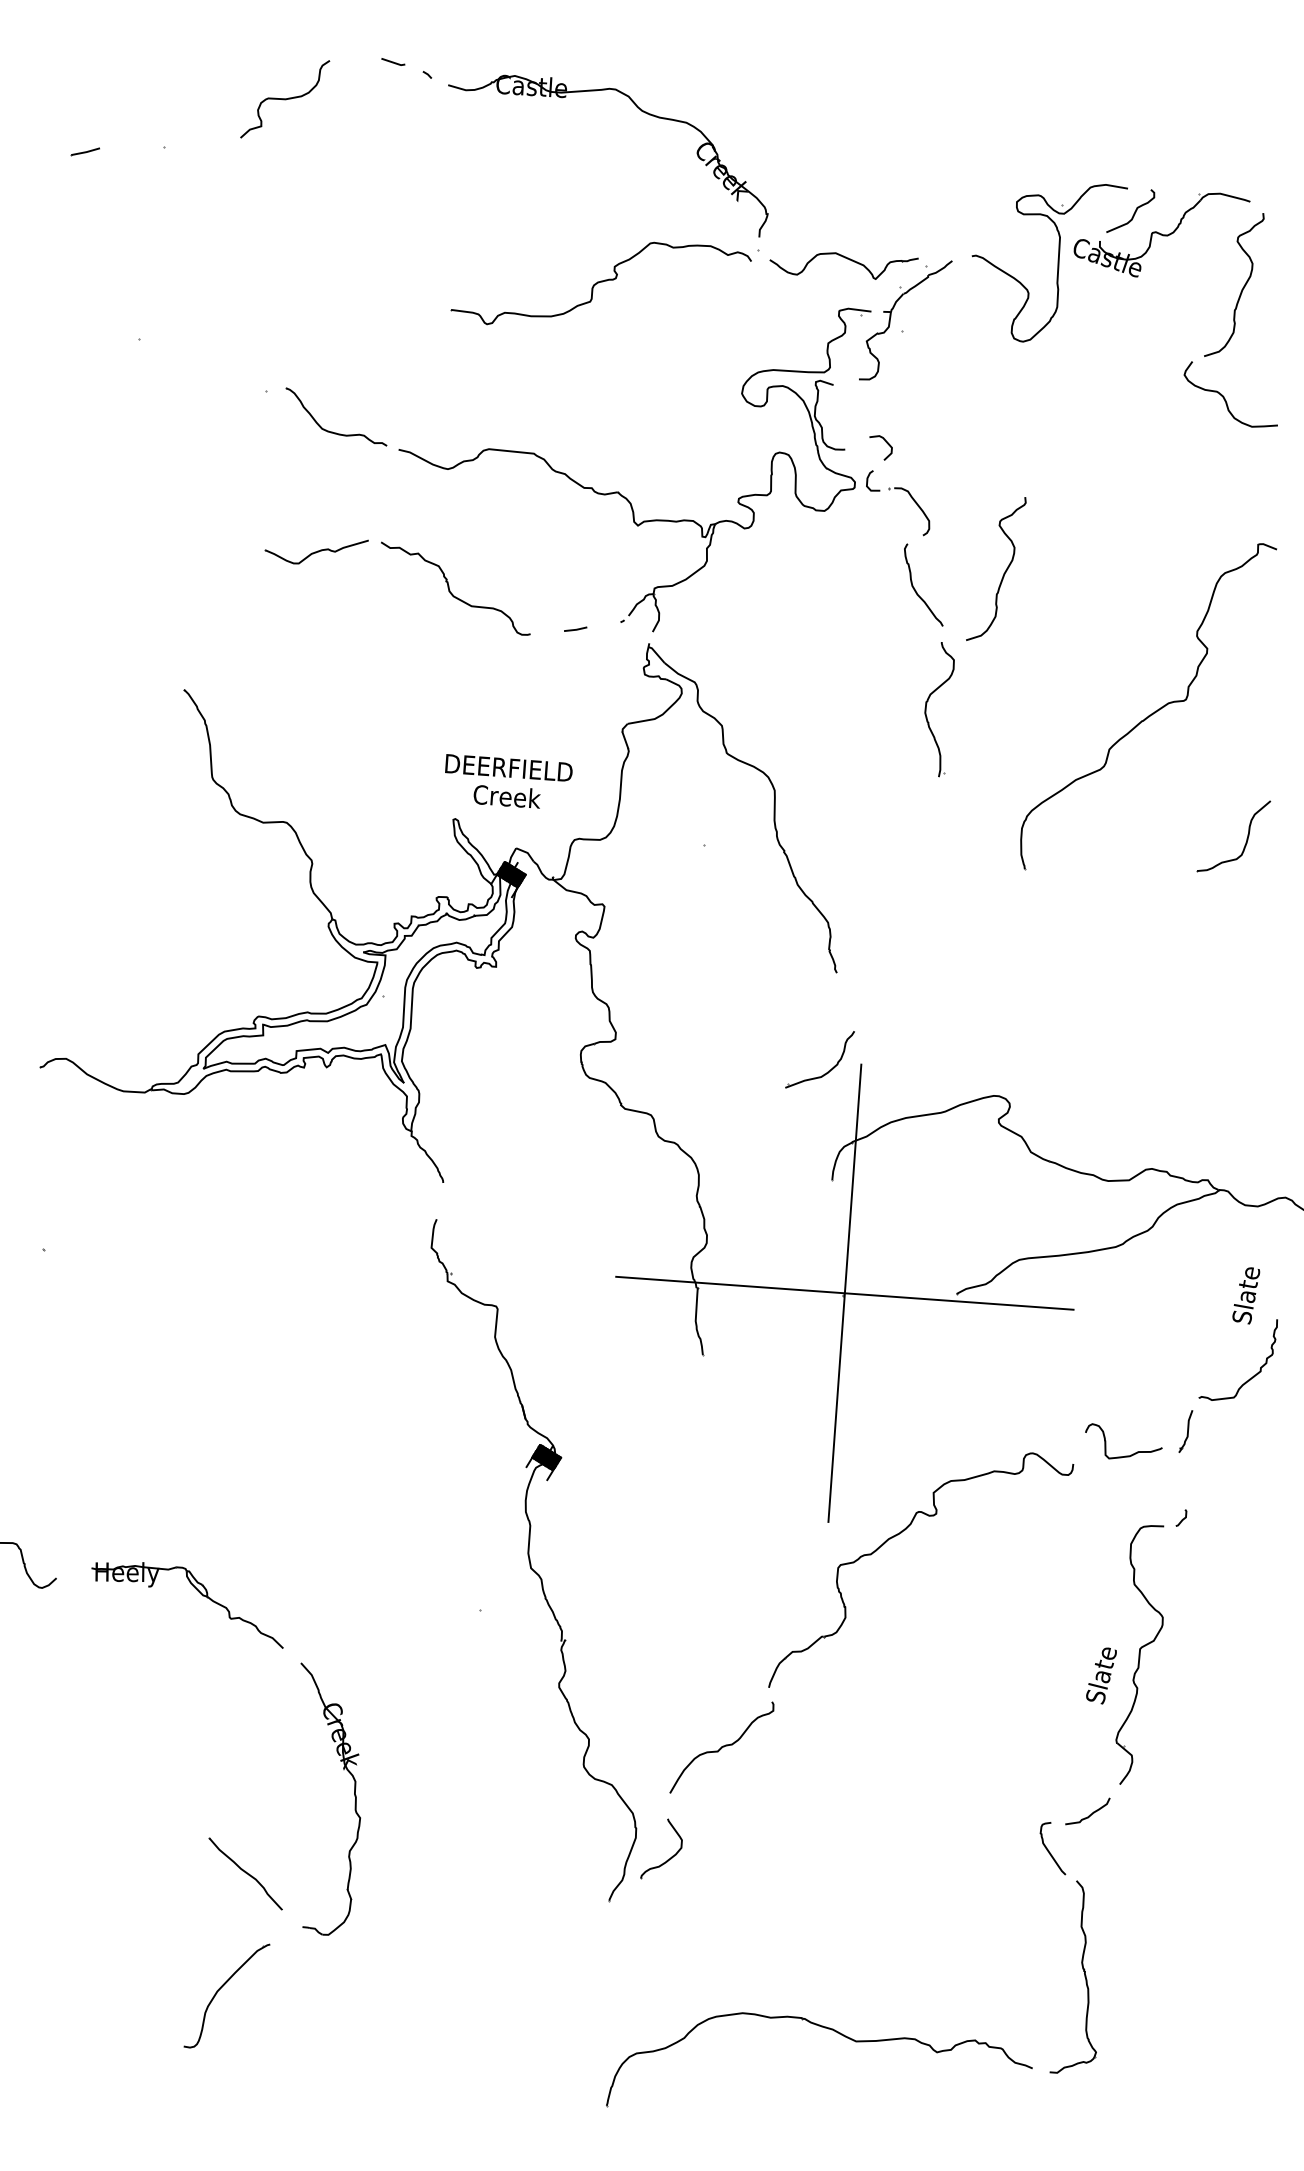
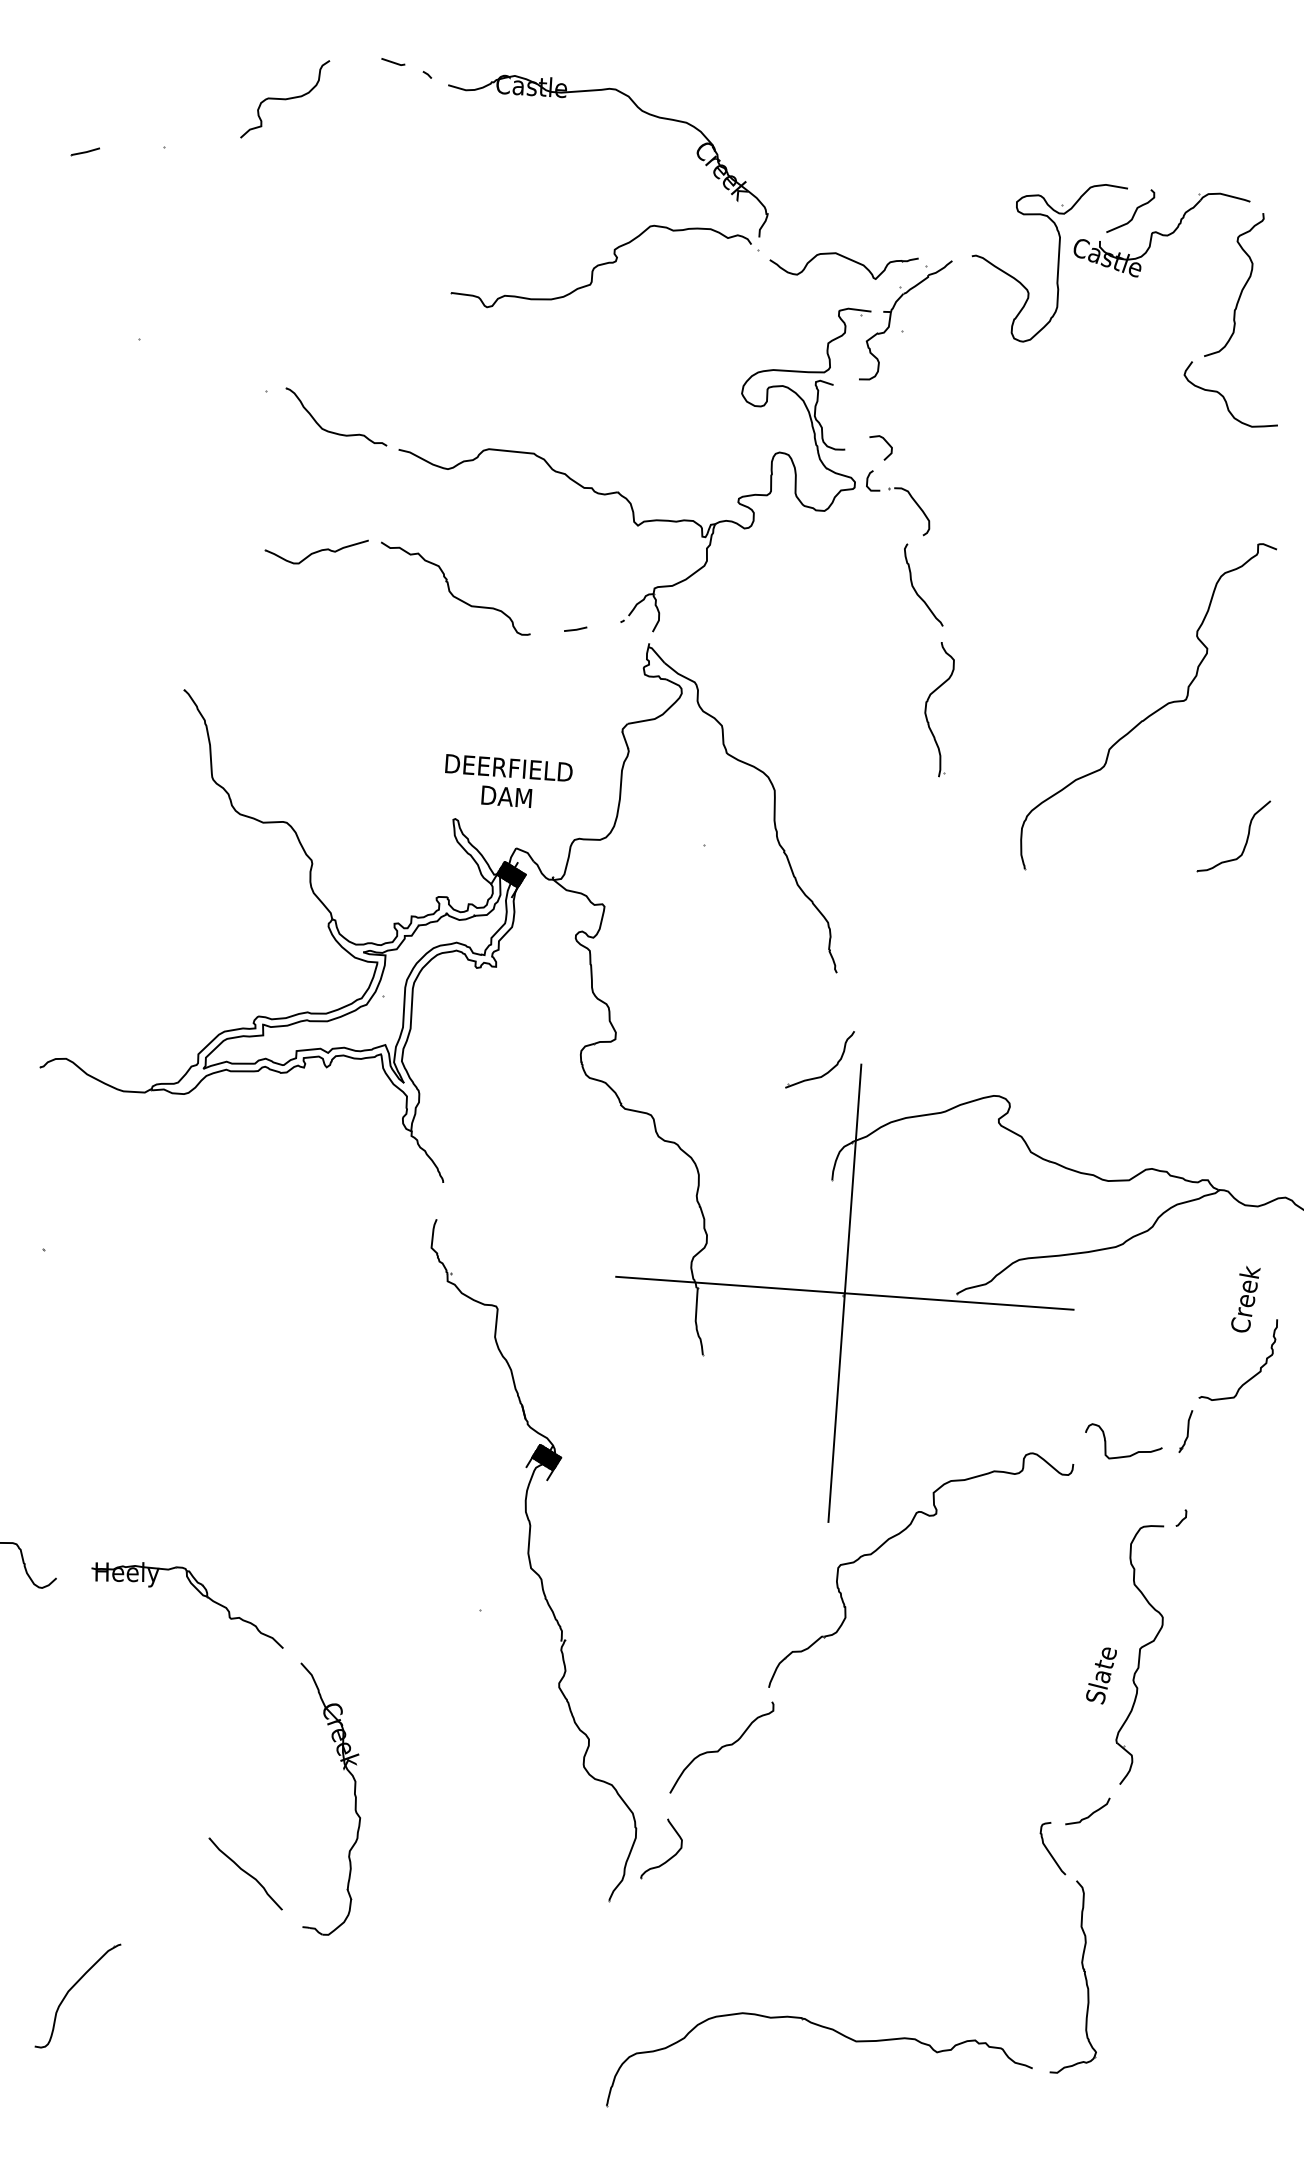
part position: (600, 283) -> (600, 266) (600, 266)
curve: present -> none (1004, 571)
text: Creek -> DAM (506, 796)
text: Slate -> Creek (1245, 1298)
part position: (220, 1989) -> (71, 1989) (71, 1989)
